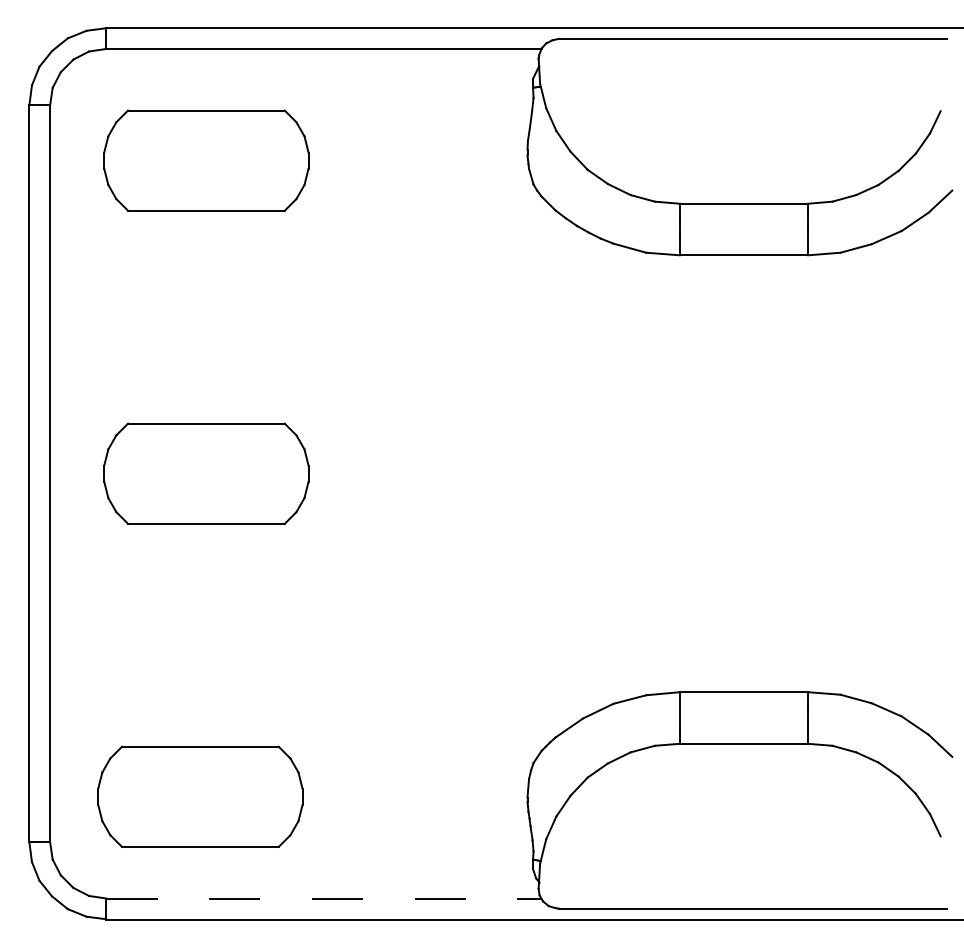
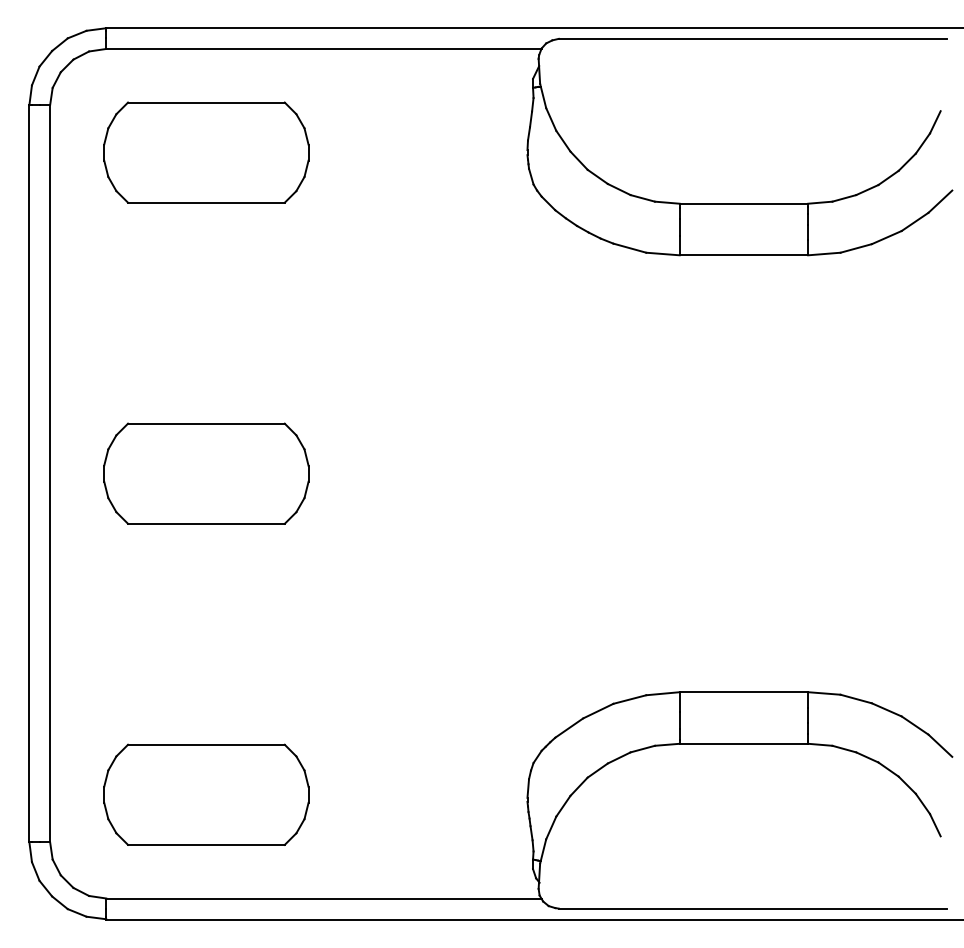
part position: (206, 160) -> (206, 152) (206, 152)
part position: (200, 796) -> (206, 794) (206, 794)
line: dashed -> solid (324, 899)
